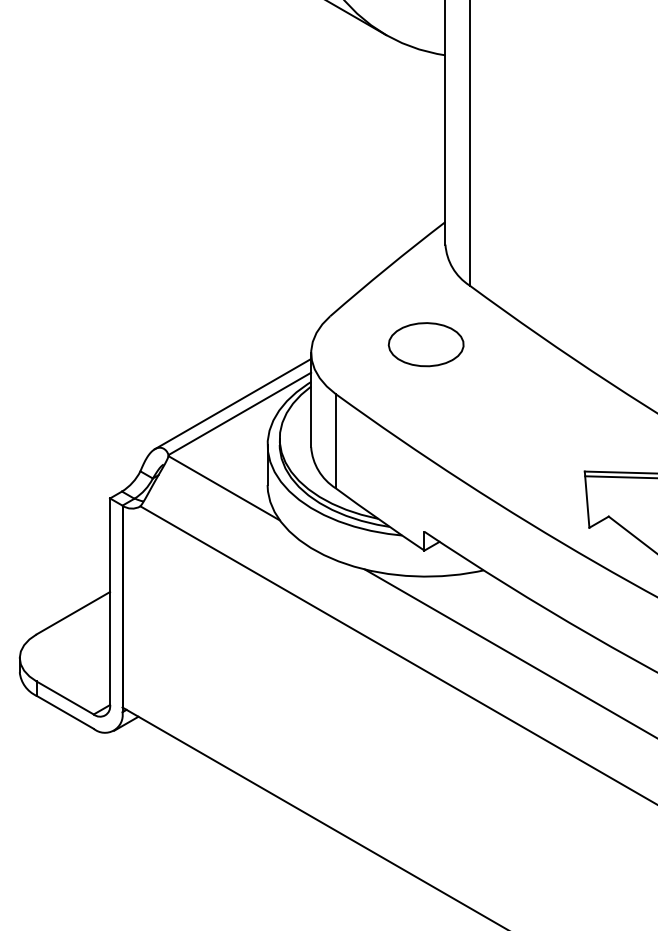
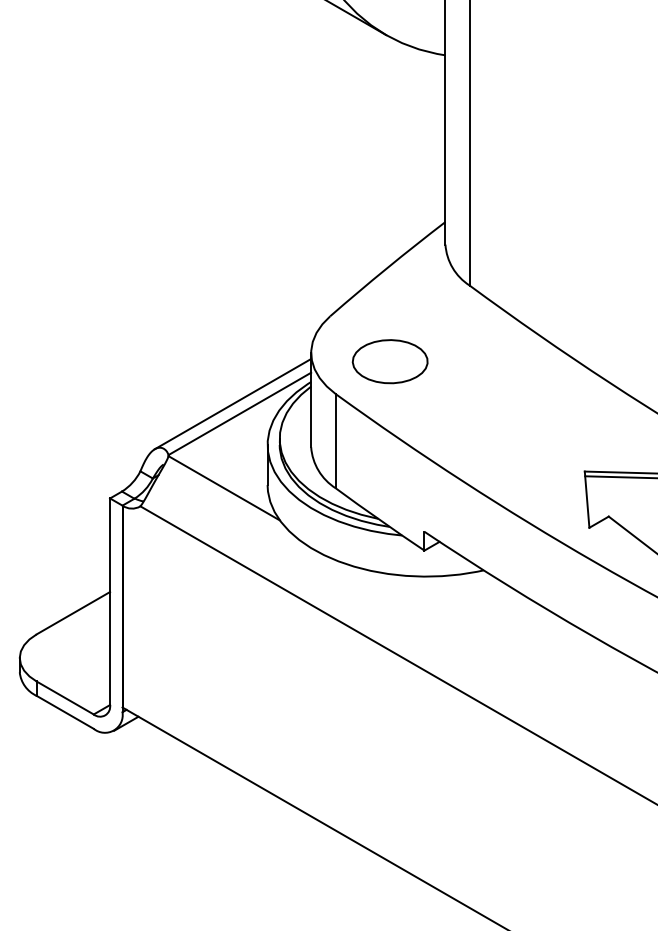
part position: (425, 344) -> (389, 361) (389, 361)
line: present -> none (509, 652)
